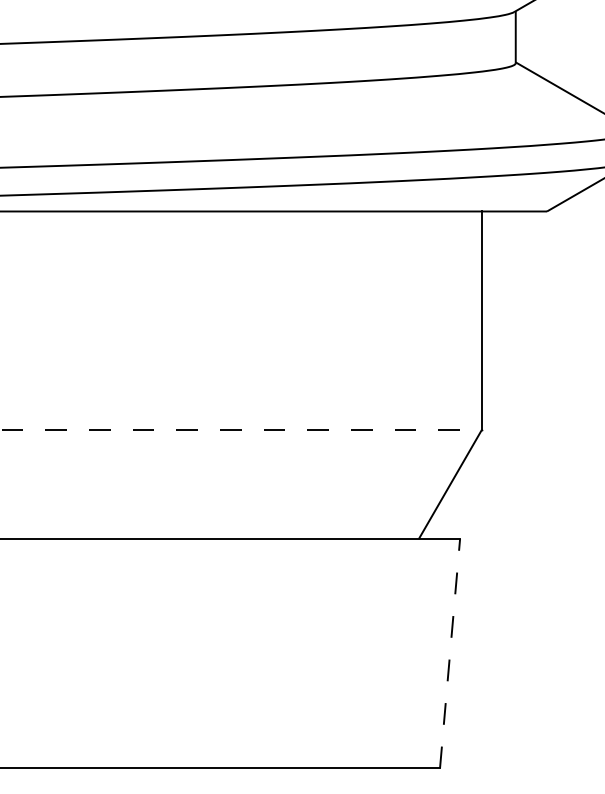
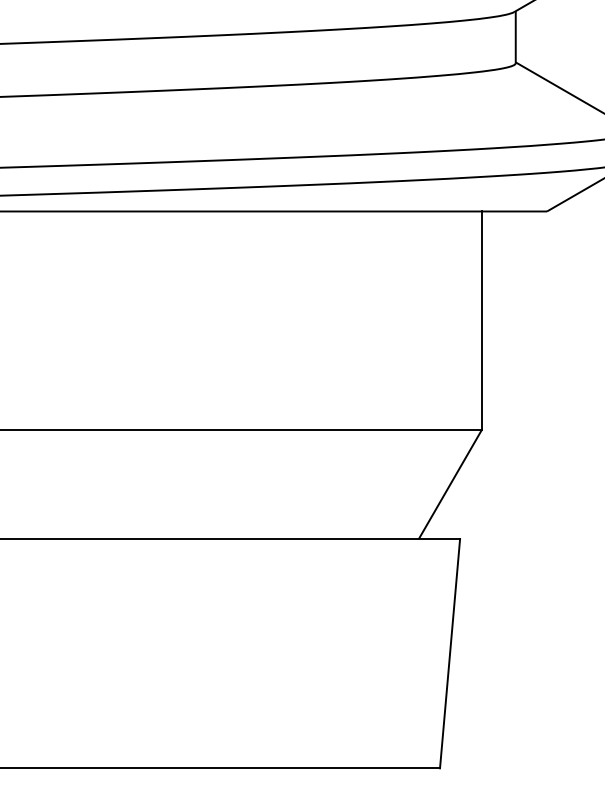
line: dashed -> solid (240, 429)
line: dashed -> solid (450, 653)
